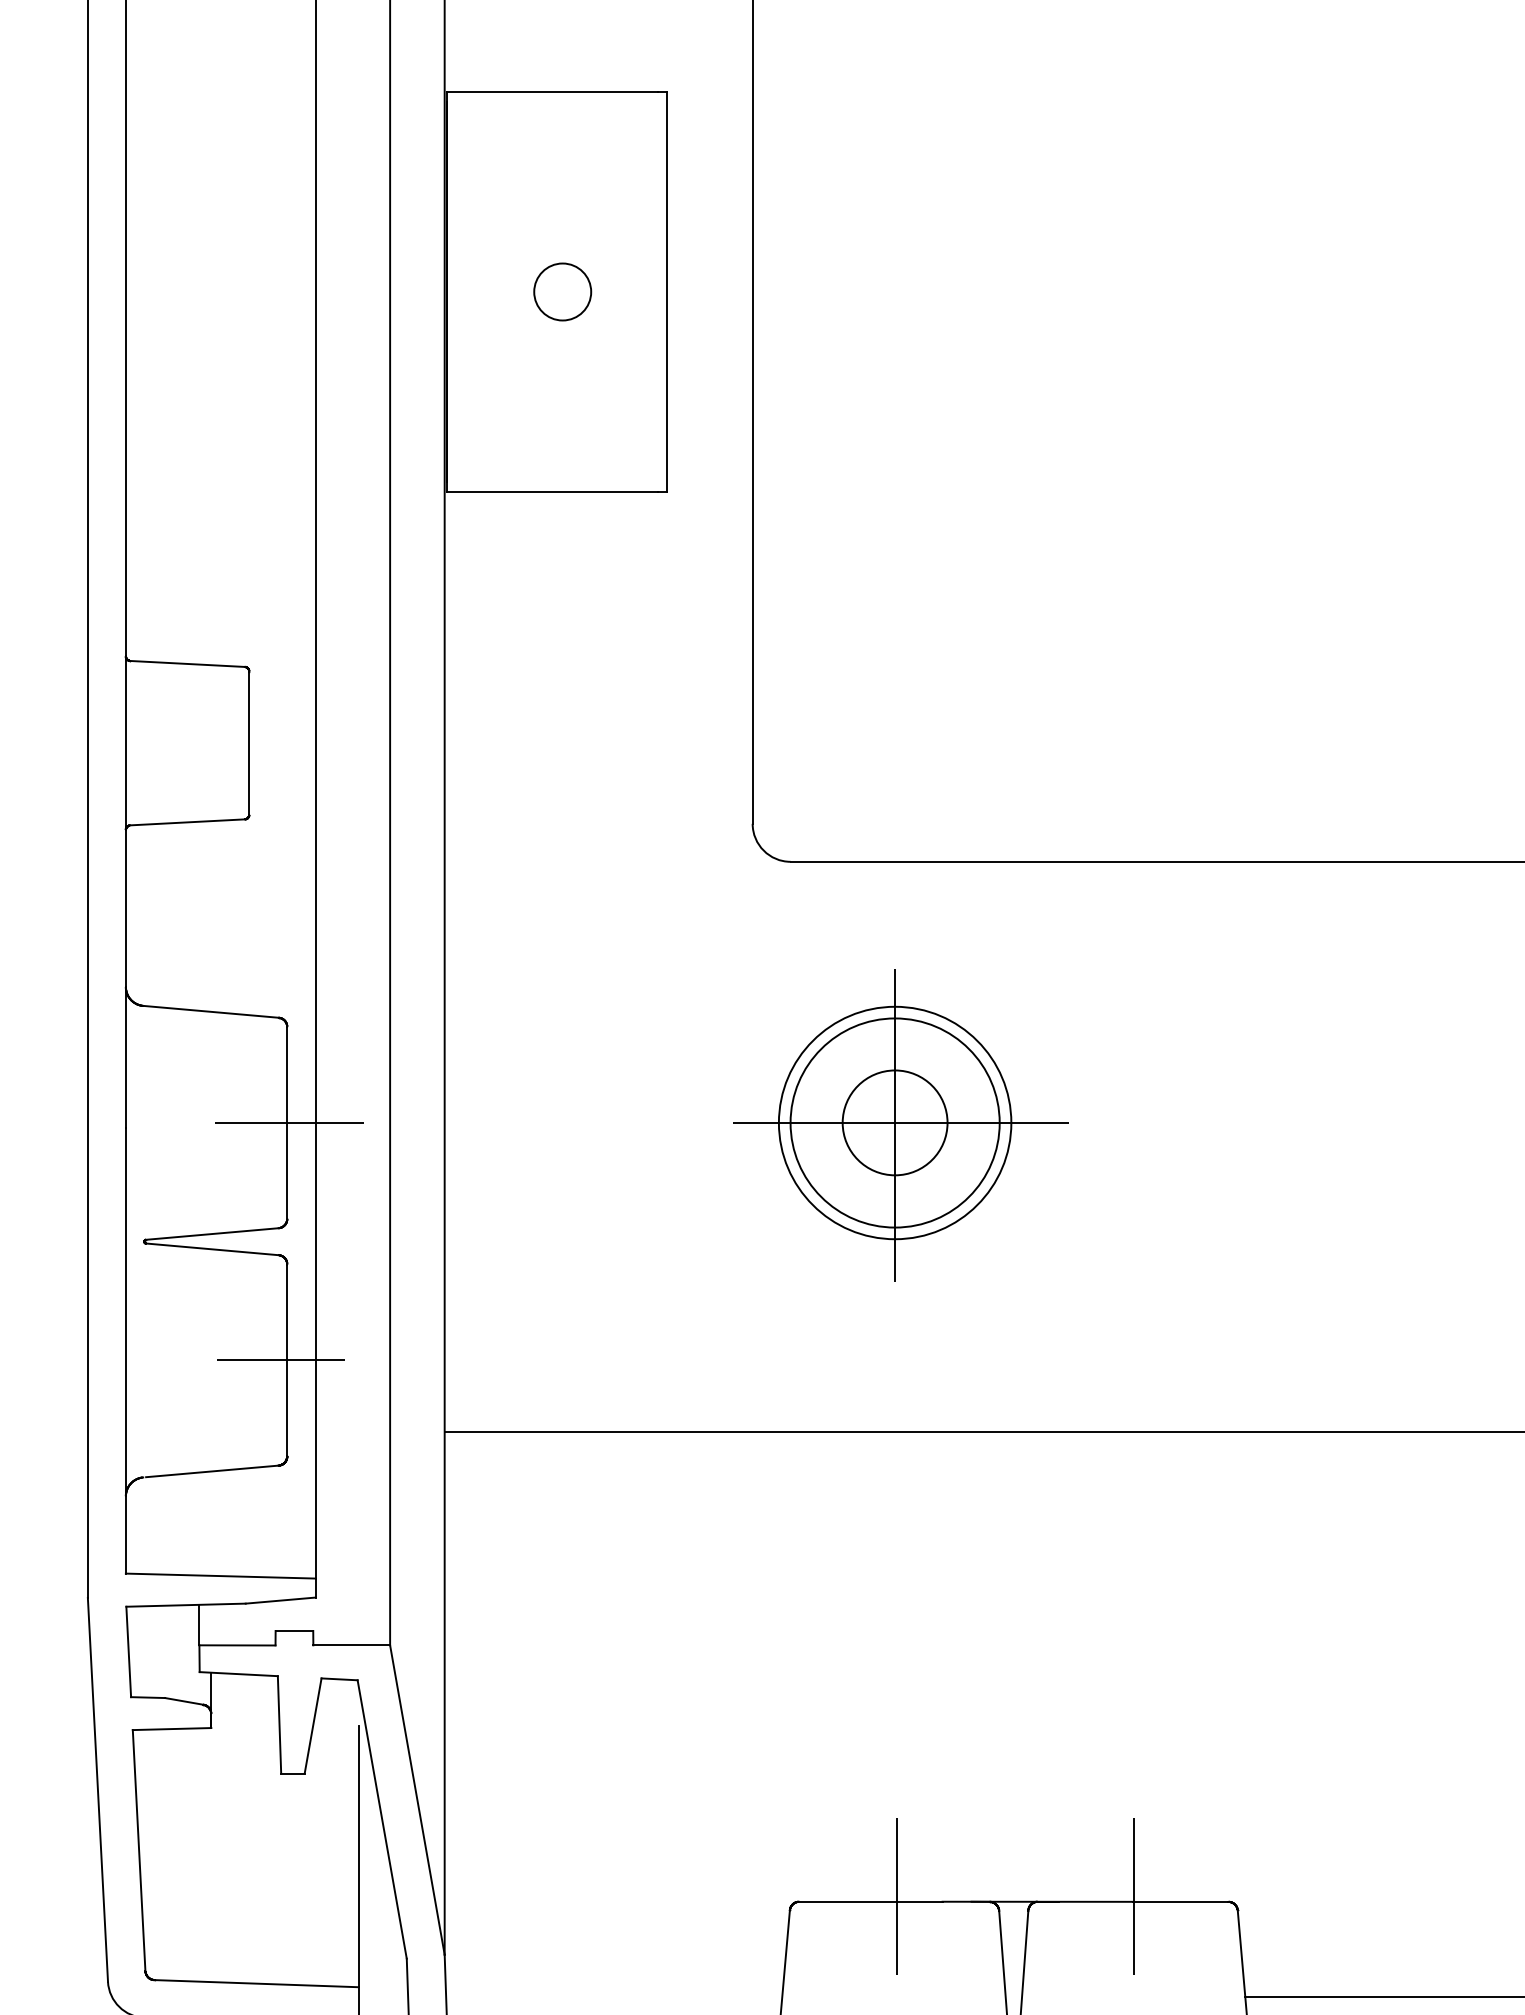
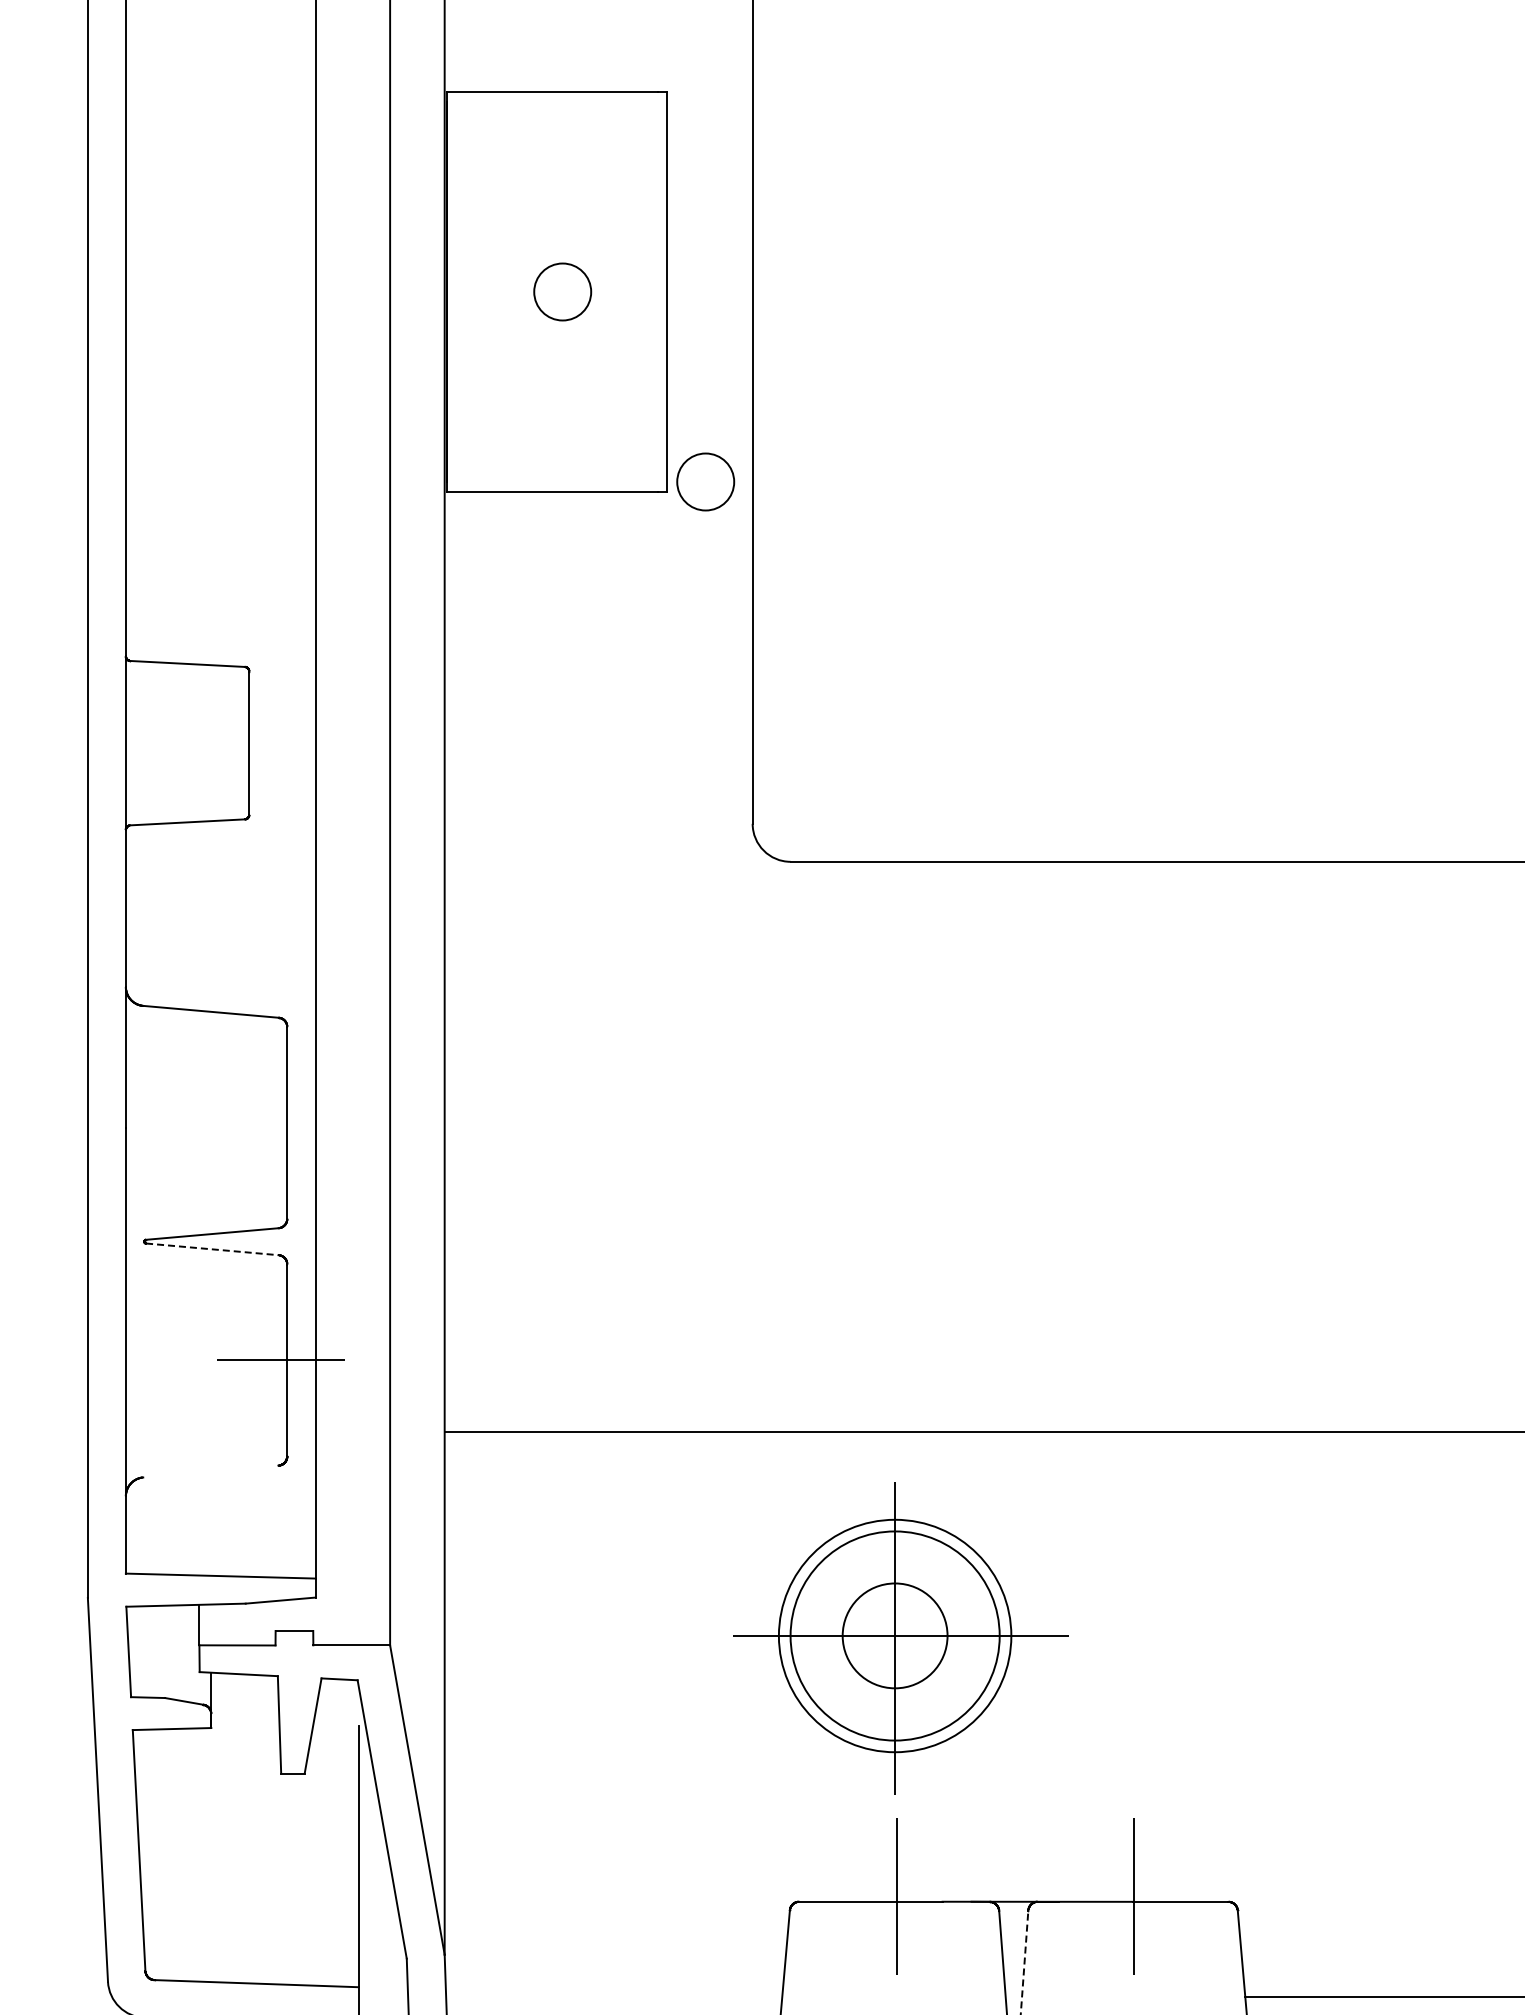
circle: none -> present (705, 481)
line: present -> none (289, 1123)
part position: (900, 1125) -> (900, 1638) (900, 1638)
line: solid -> dashed (212, 1249)
line: present -> none (212, 1471)
line: solid -> dashed (1024, 1962)
